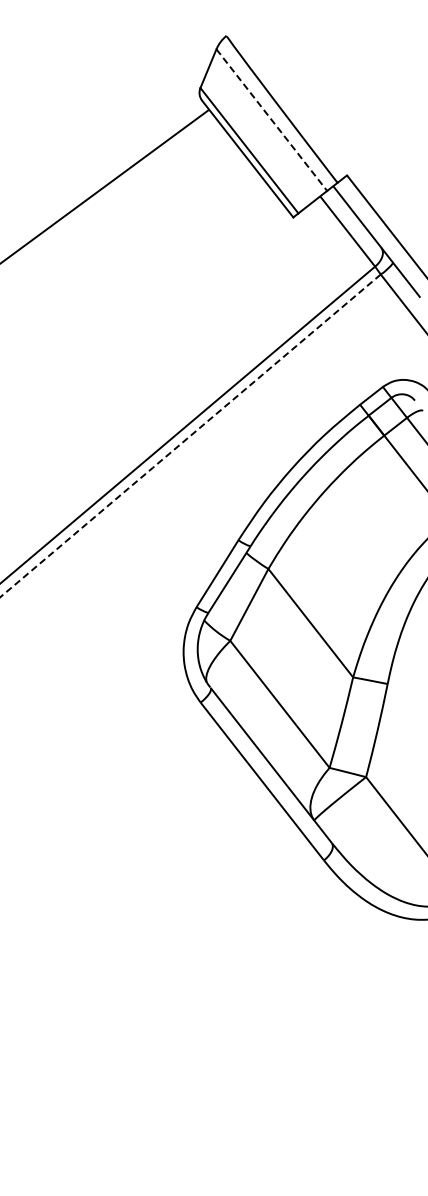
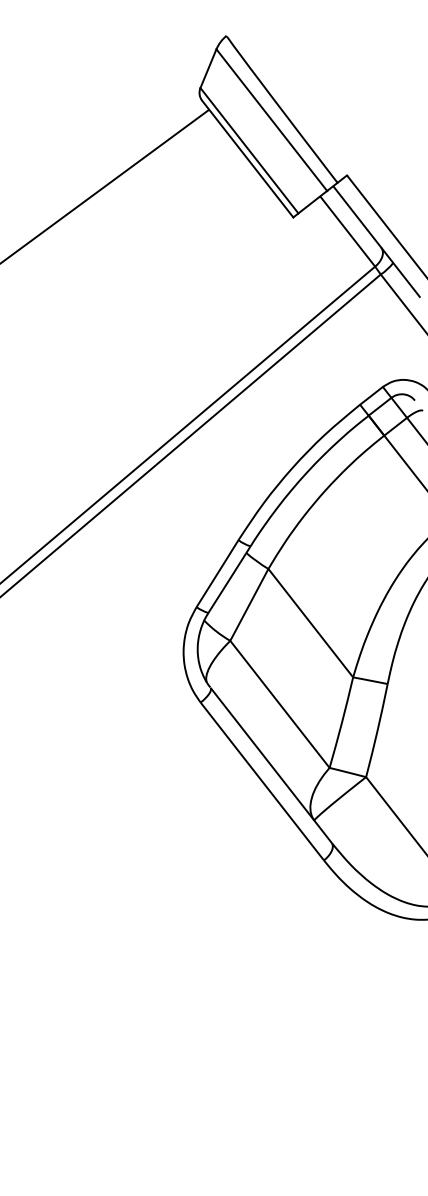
line: dashed -> solid (271, 120)
line: dashed -> solid (190, 436)
